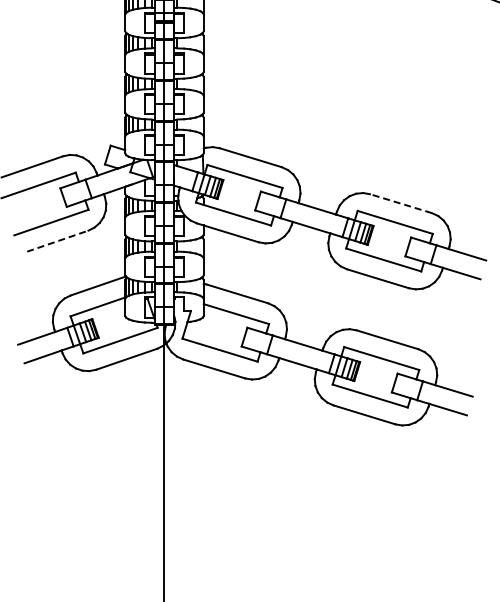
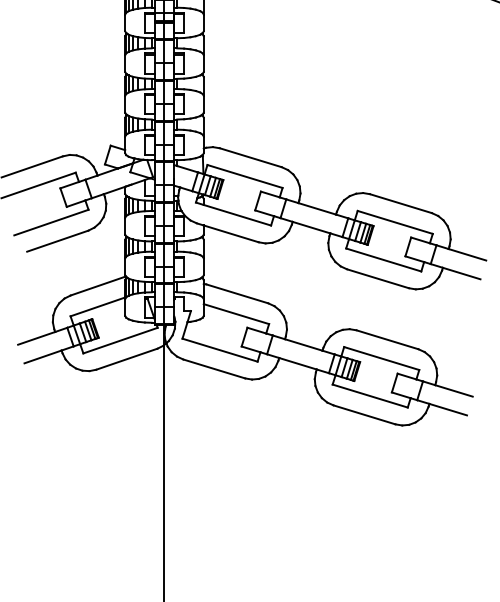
line: dashed -> solid (400, 203)
line: dashed -> solid (58, 241)
